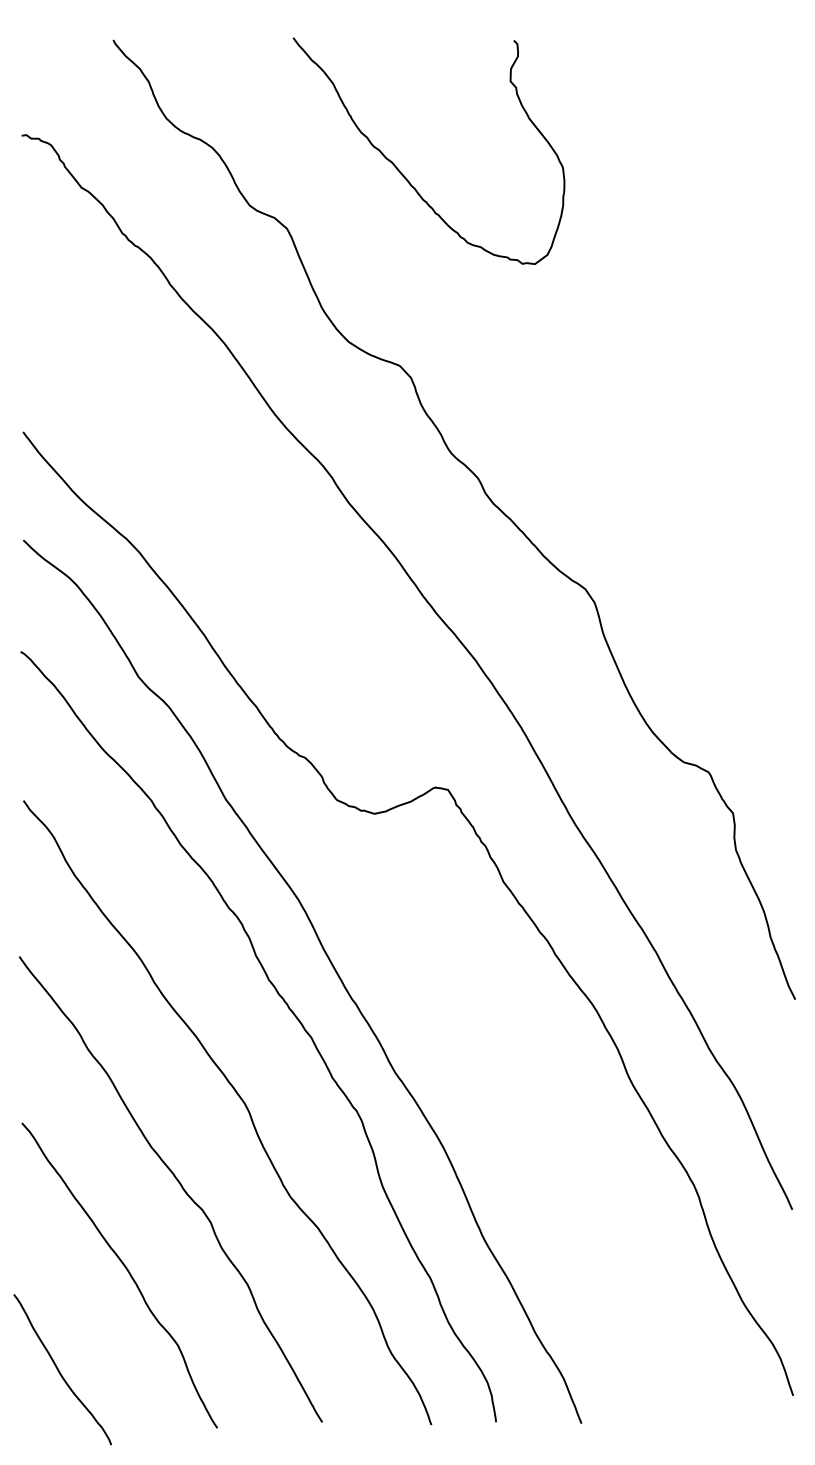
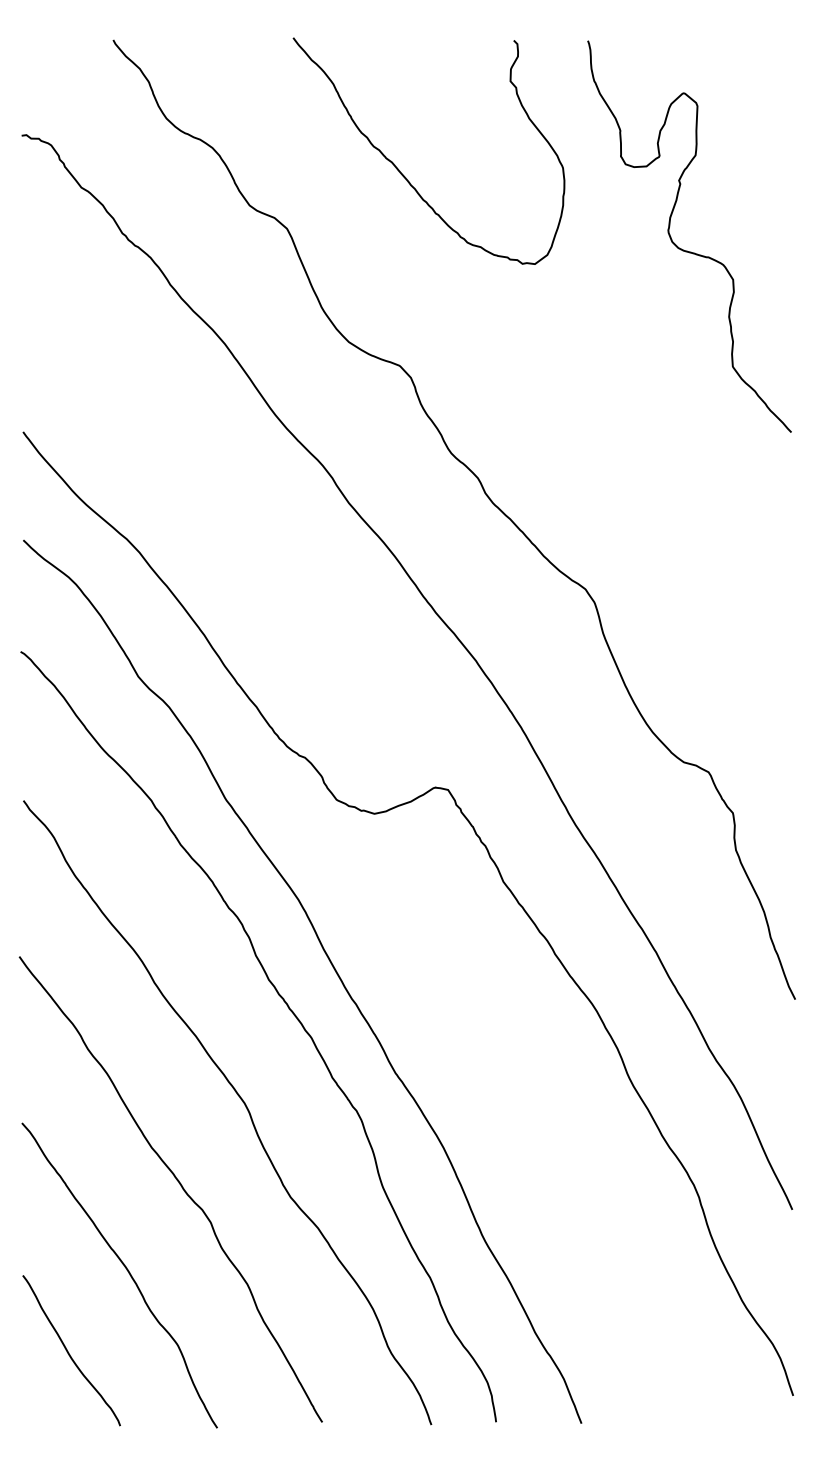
curve: none -> present (687, 250)
curve position: (60, 1371) -> (69, 1352) (69, 1352)
